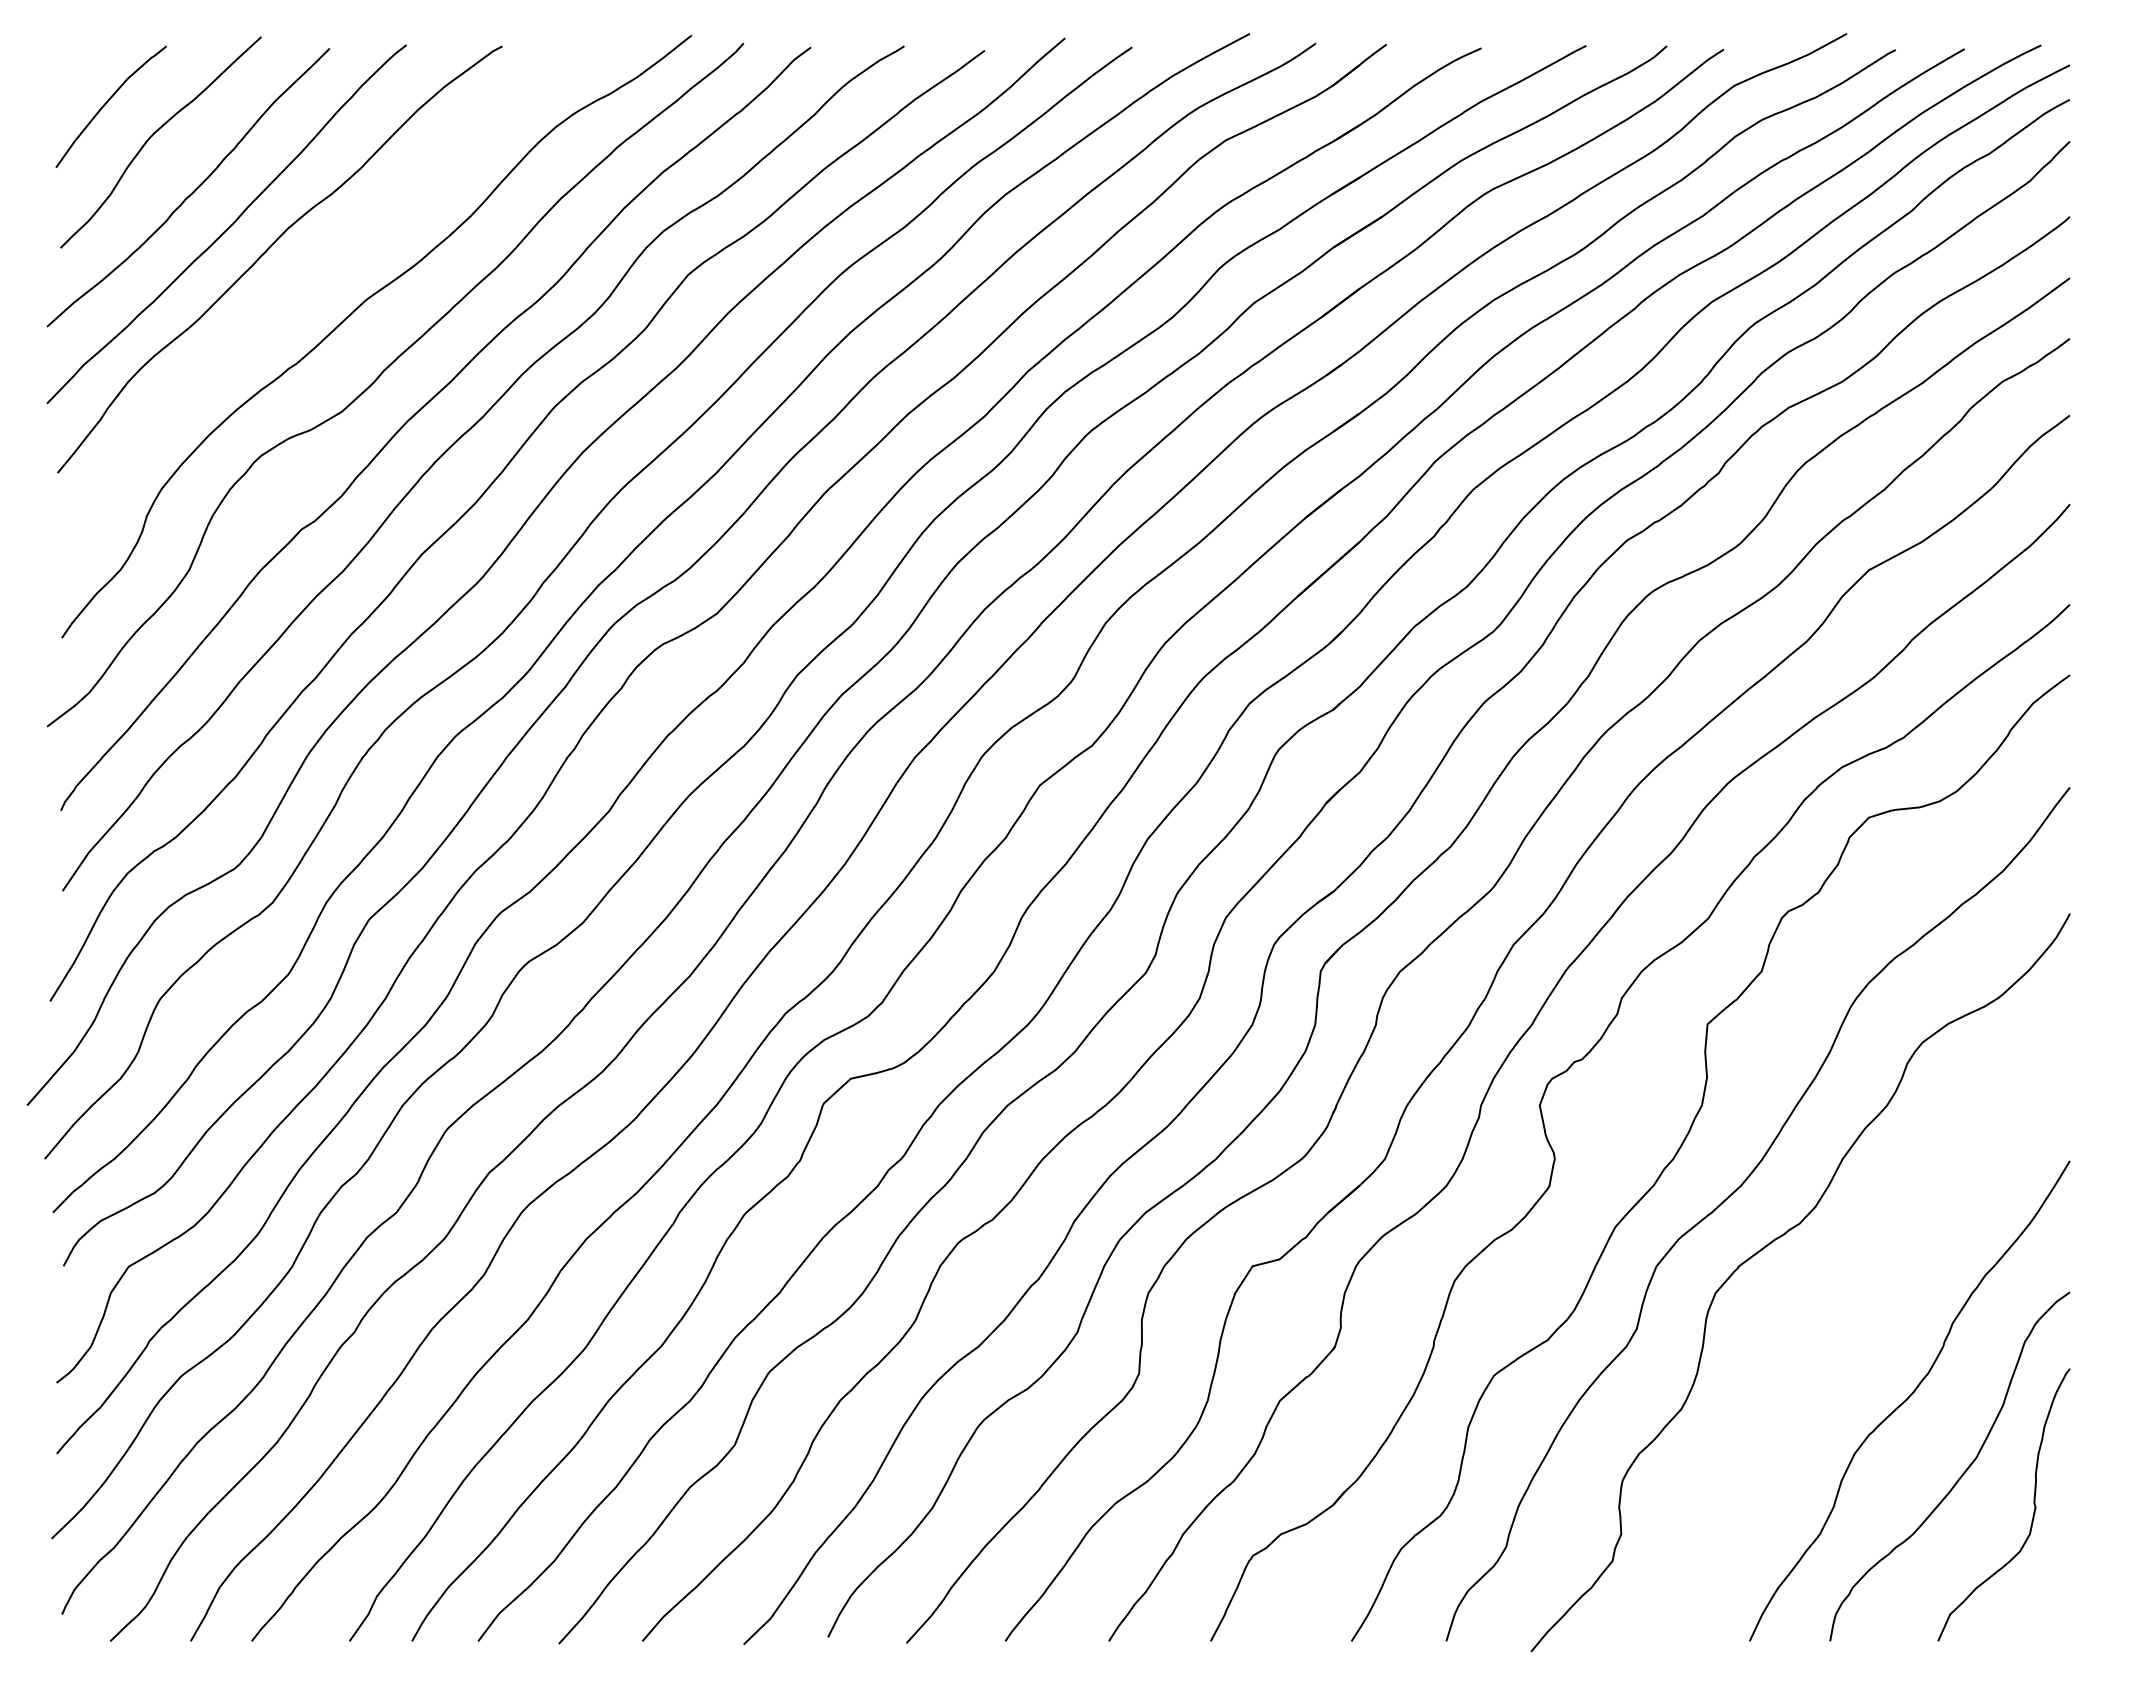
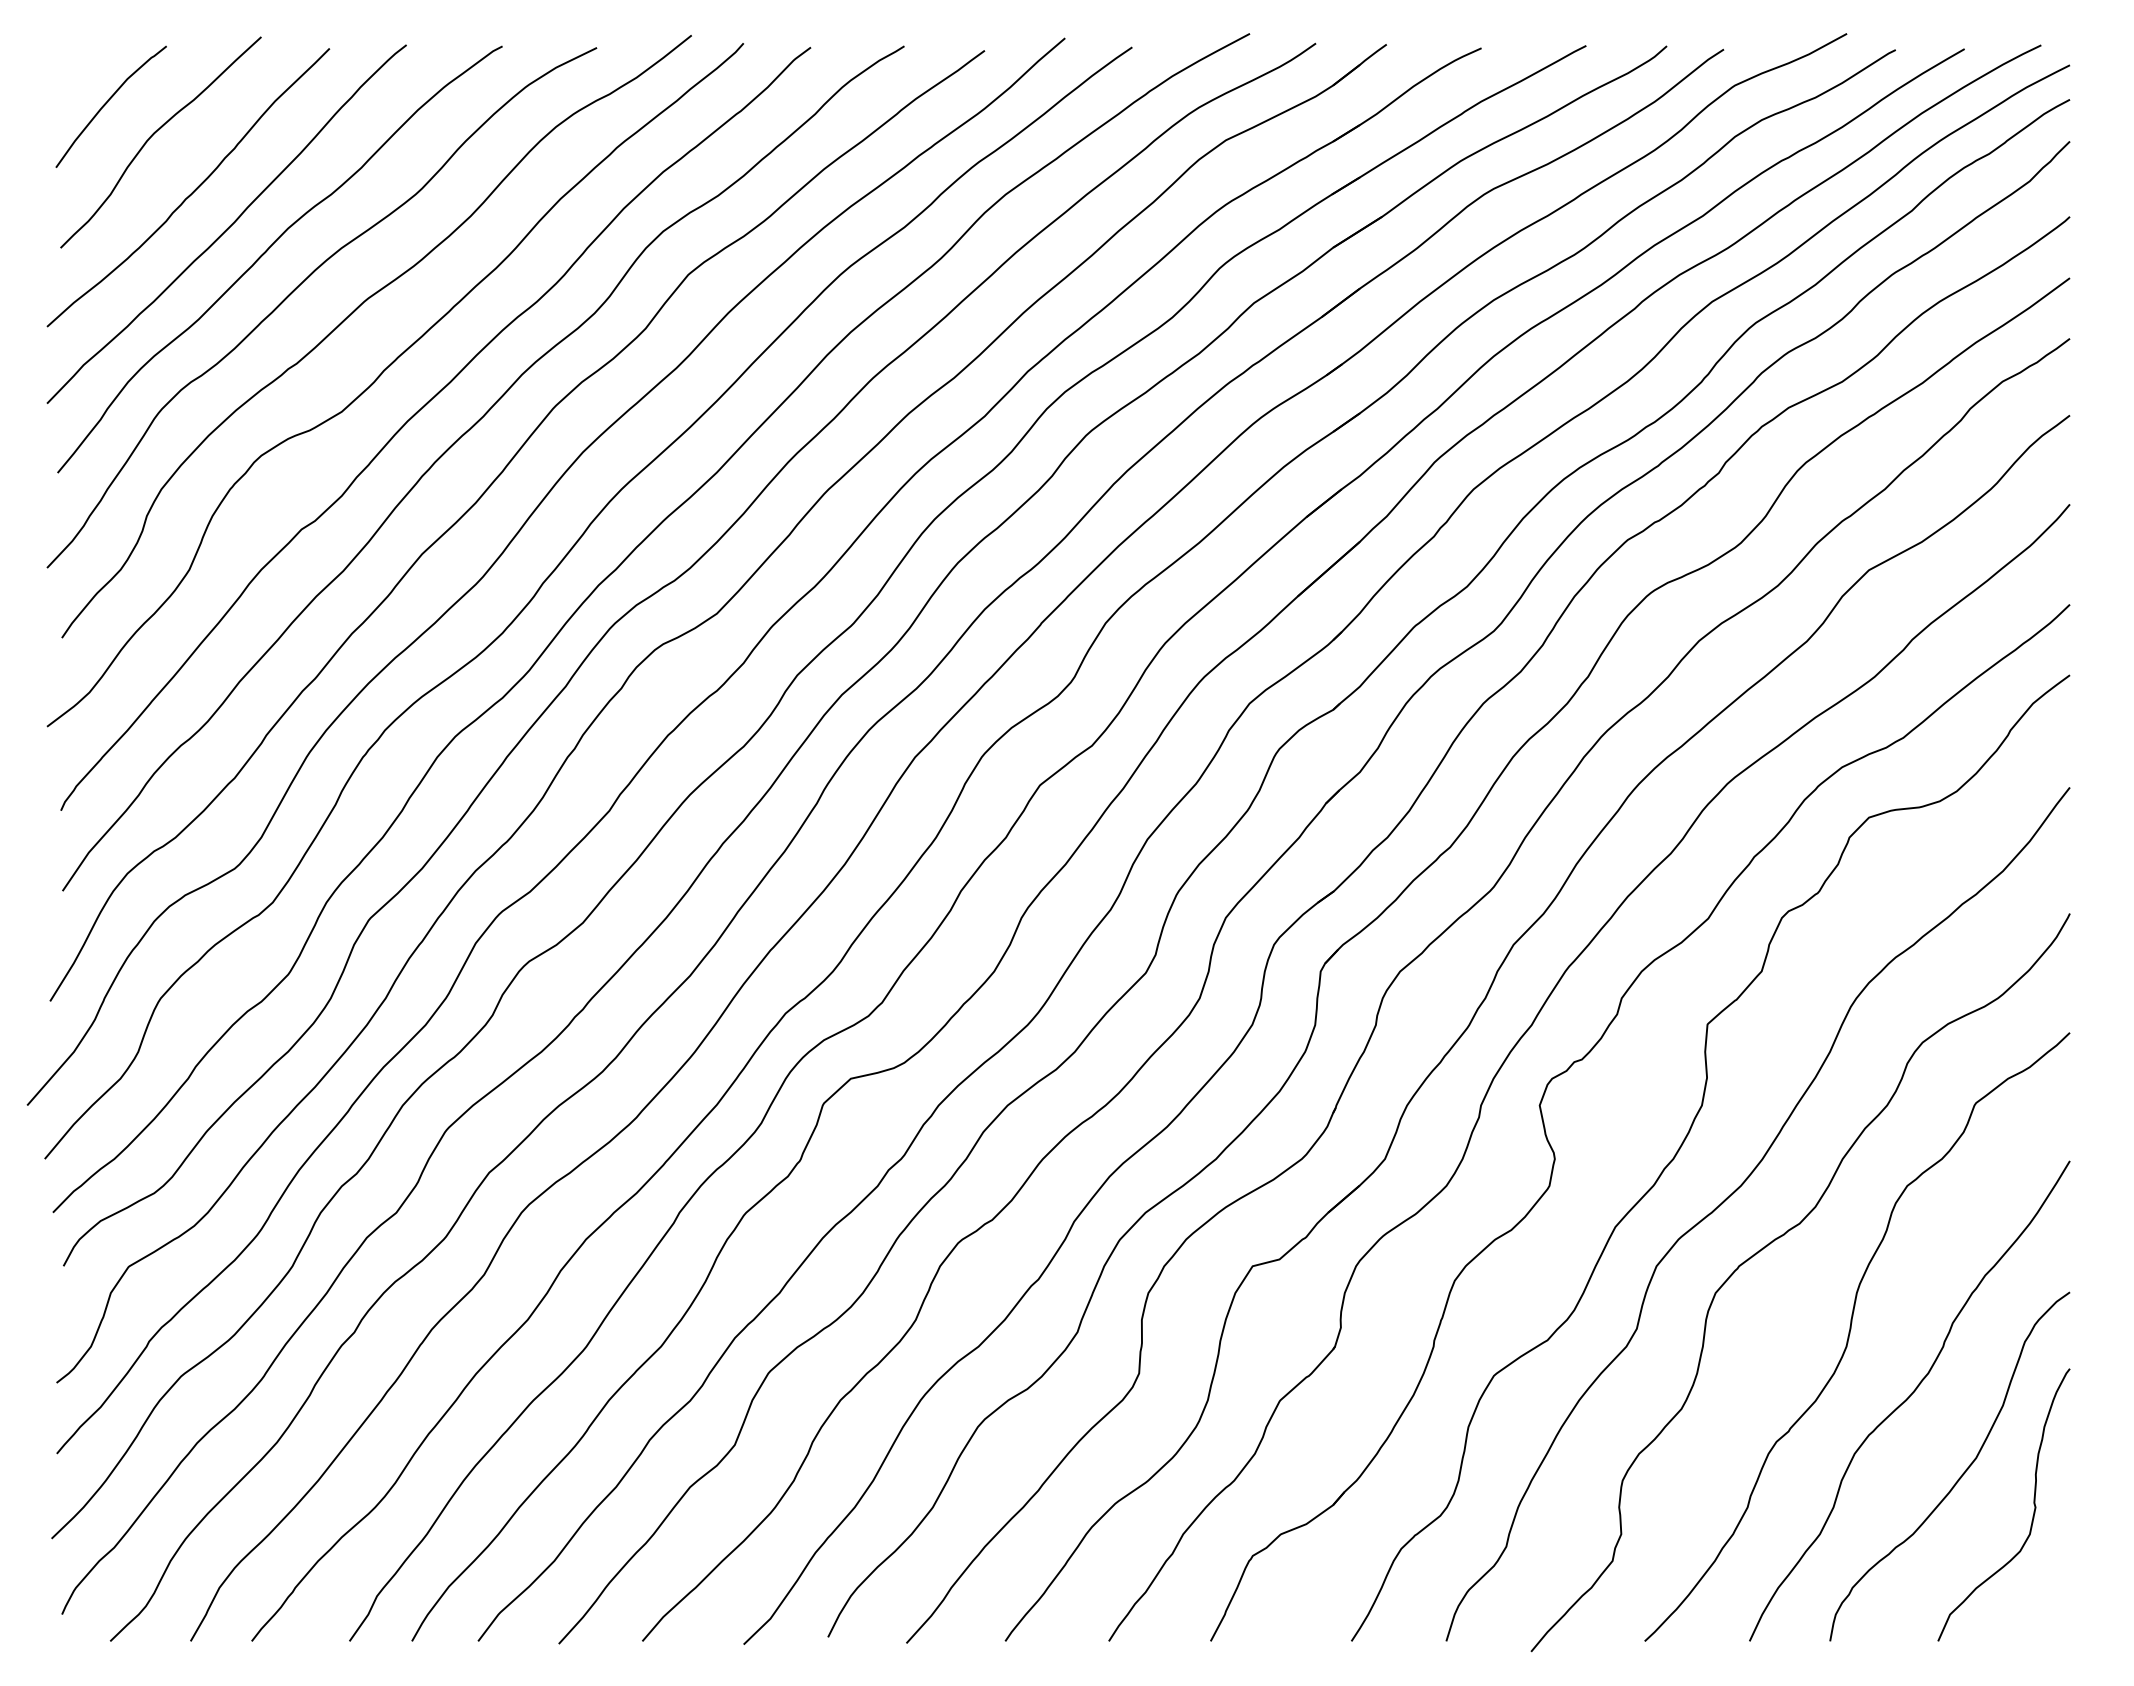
curve: none -> present (300, 285)
curve: none -> present (1850, 1334)
